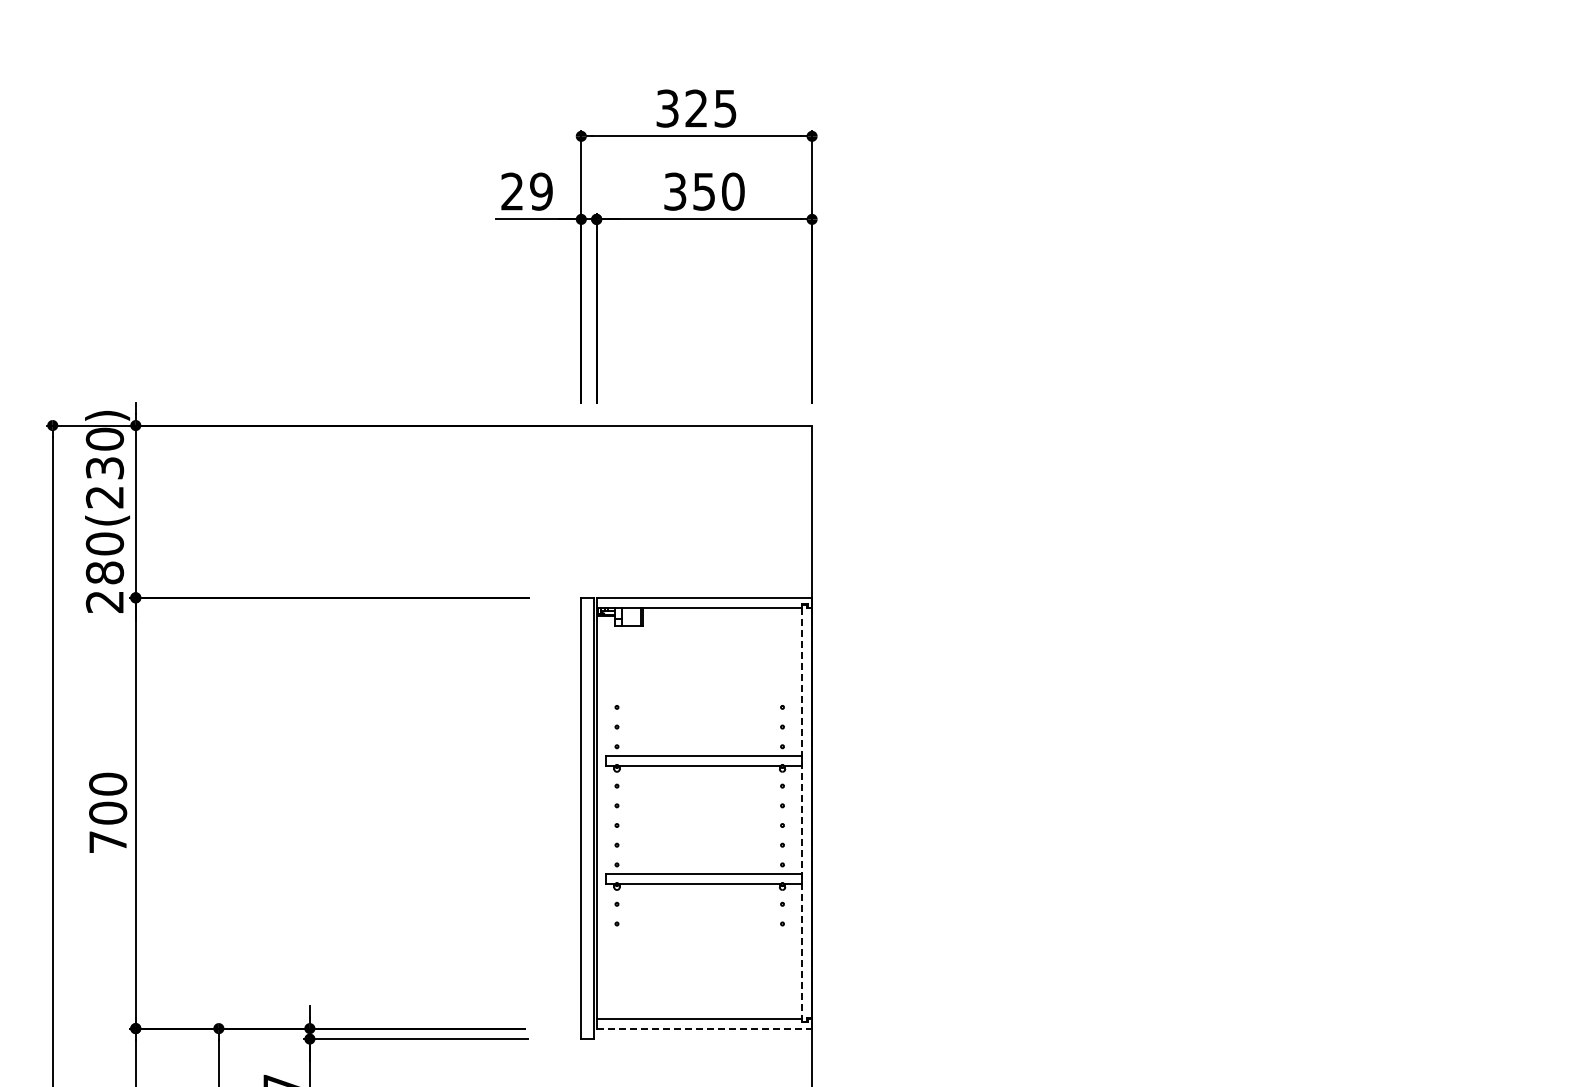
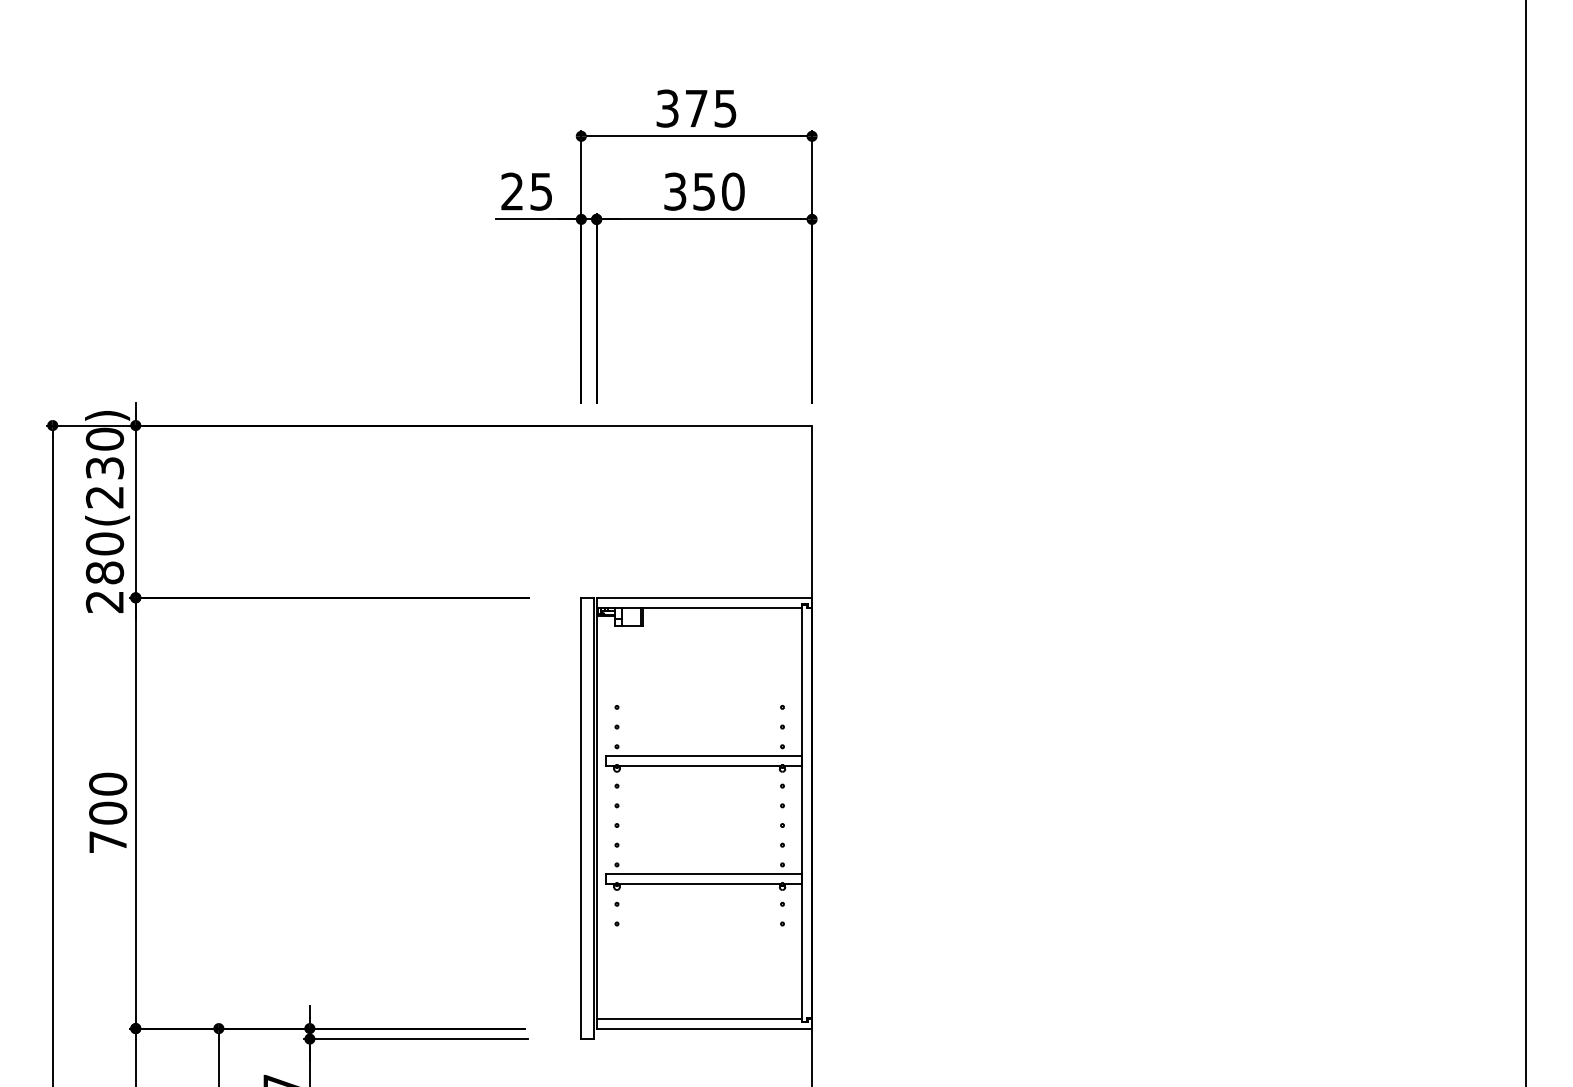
text: 325 -> 375 (696, 108)
text: 29 -> 25 (541, 191)
line: none -> present (1525, 542)
line: dashed -> solid (801, 812)
line: dashed -> solid (705, 1028)
